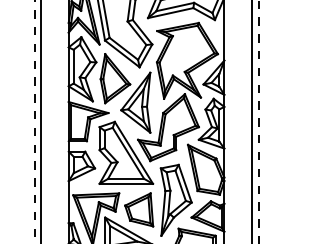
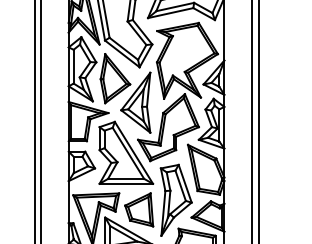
line: dashed -> solid (34, 121)
line: dashed -> solid (258, 122)
